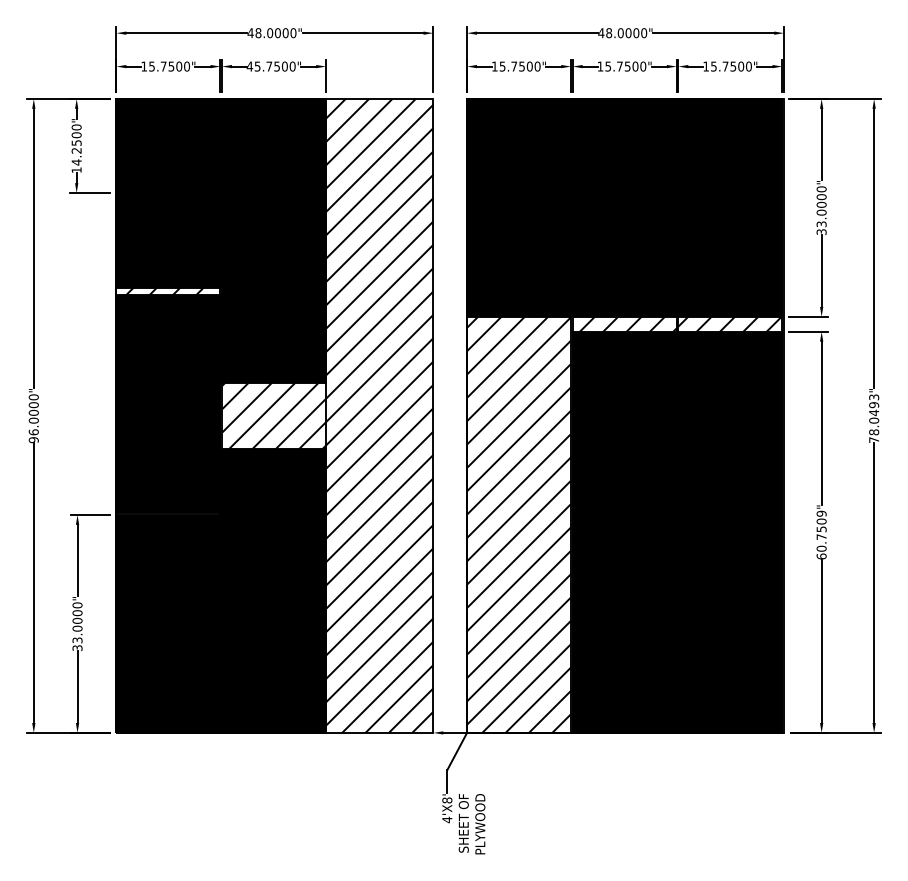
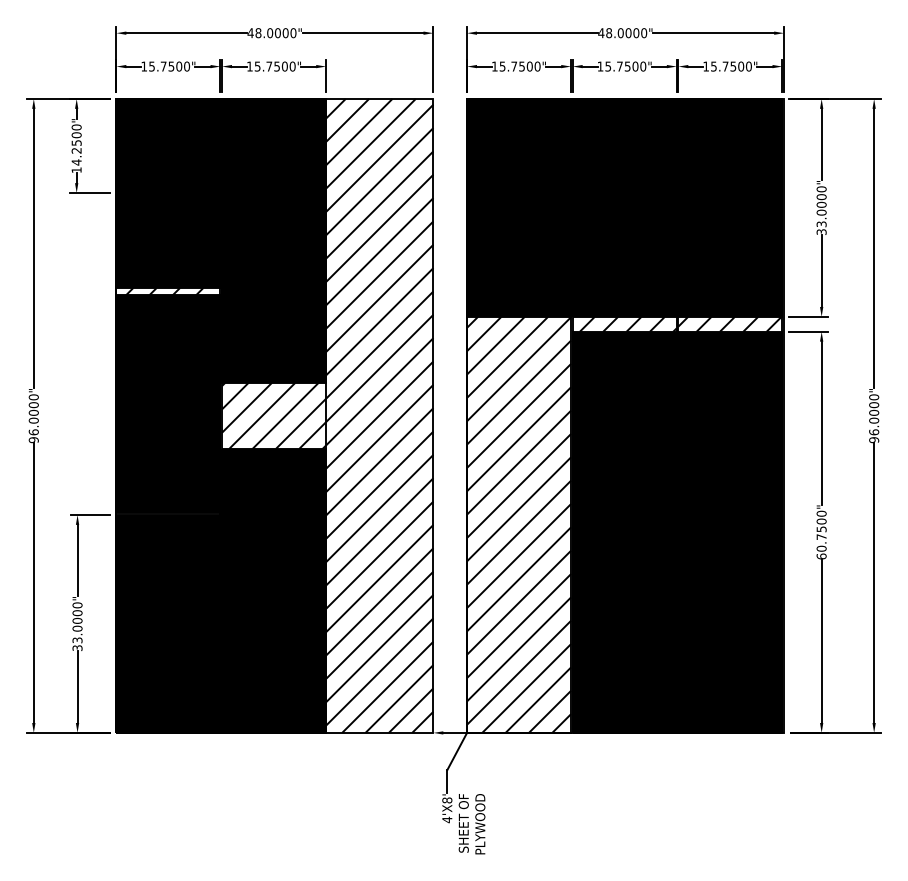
text: 45.7500" -> 15.7500" (249, 66)
text: 78.0493" -> 96.0000" (874, 418)
text: 60.7509" -> 60.7500" (821, 513)
